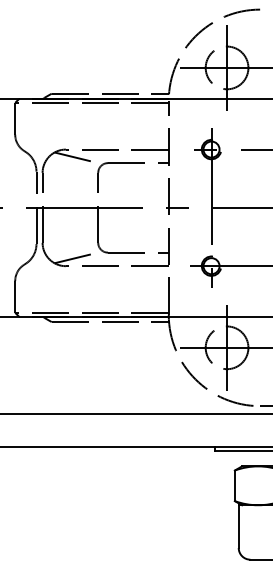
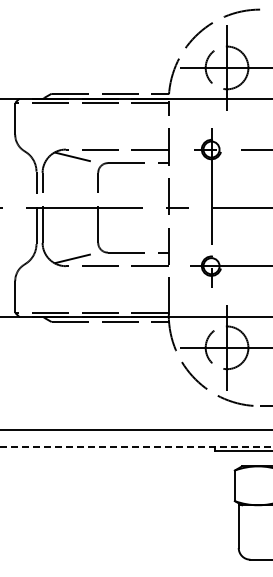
line position: (135, 413) -> (135, 429) (135, 429)
line: solid -> dashed (136, 446)
